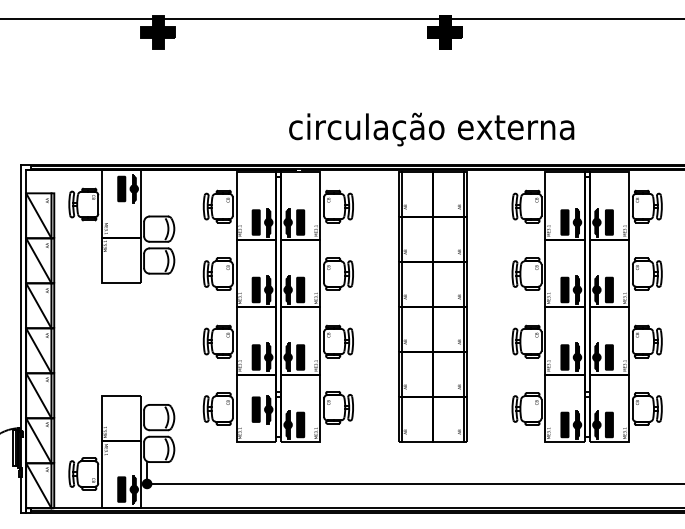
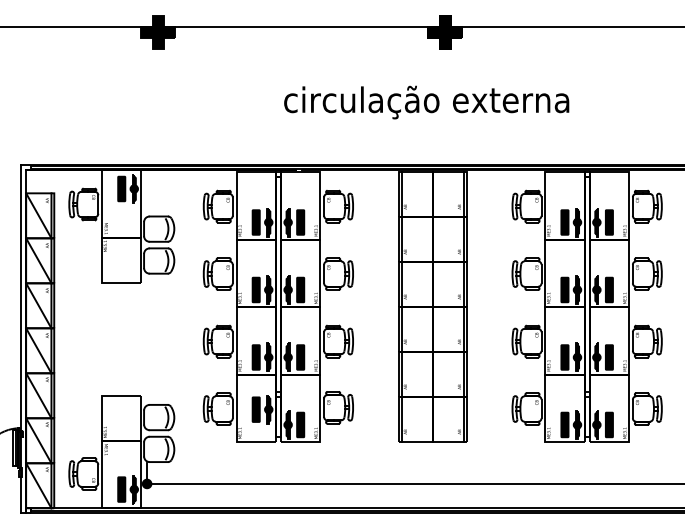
line position: (341, 18) -> (341, 26) (341, 26)
text position: (431, 129) -> (426, 102) (426, 102)
